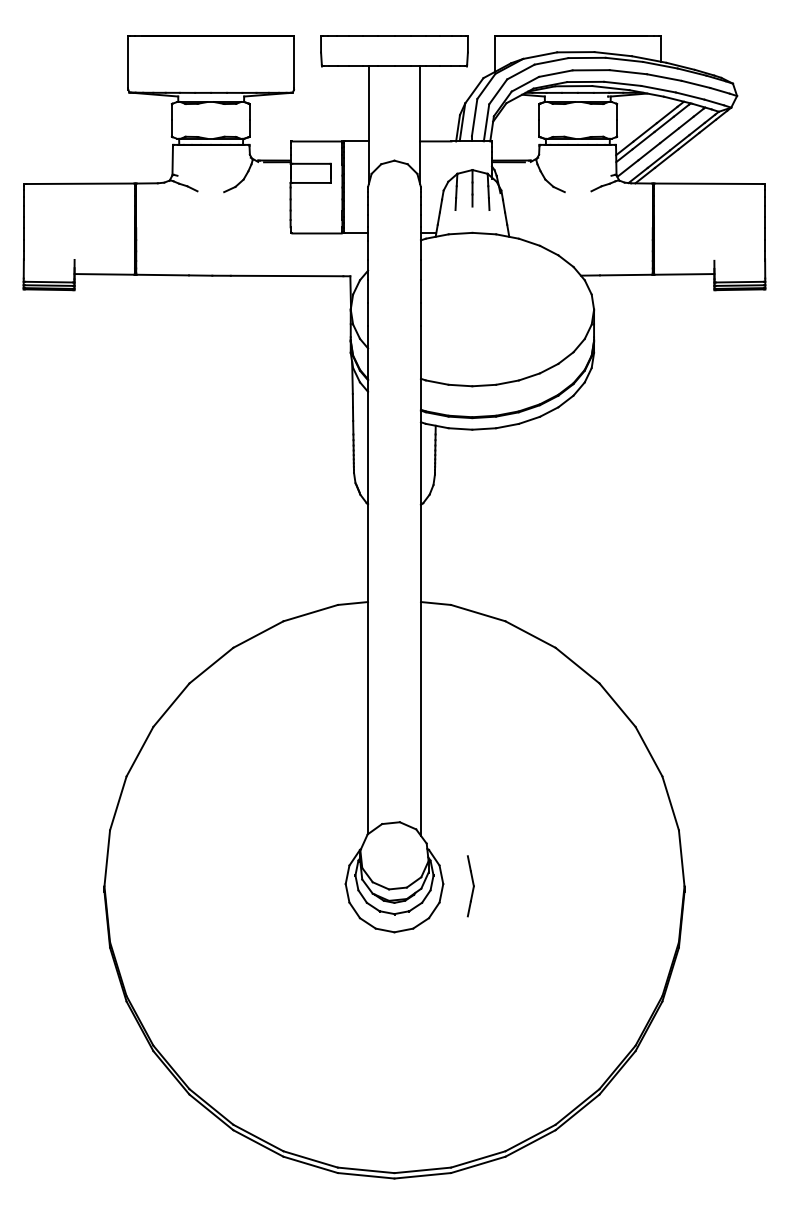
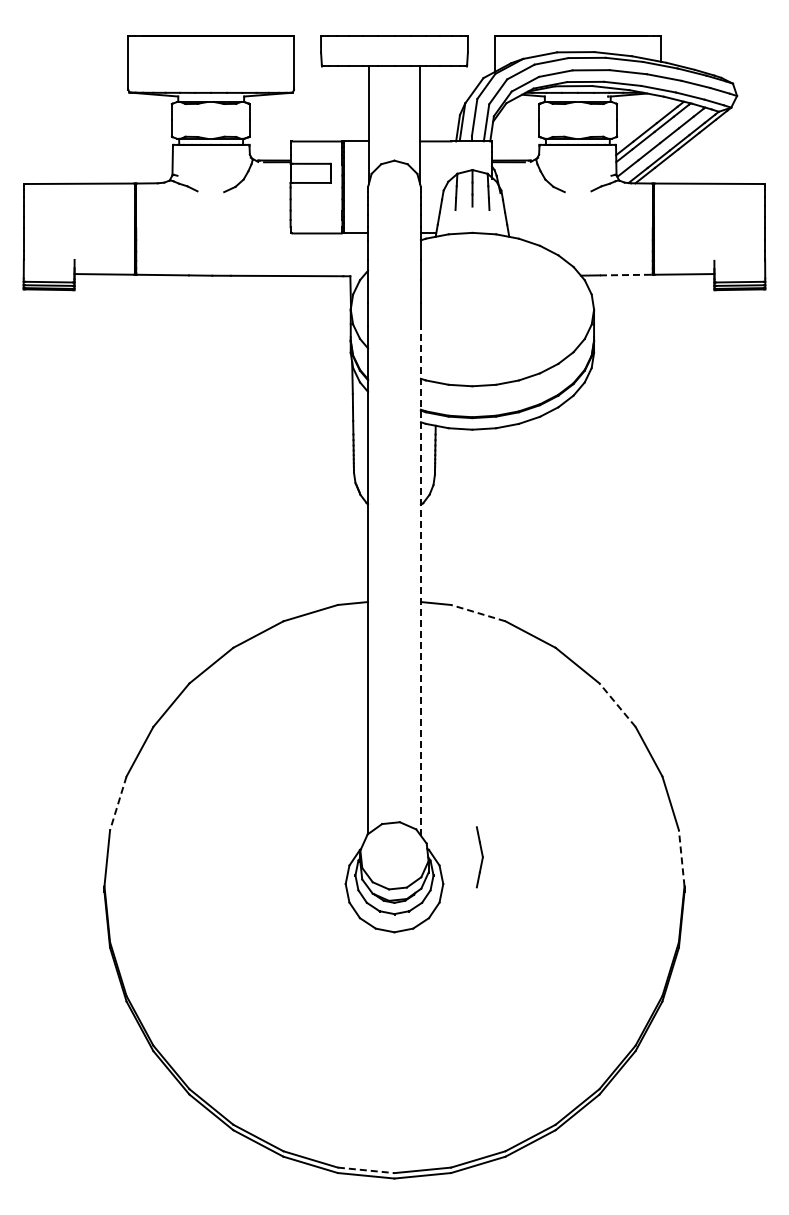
line: solid -> dashed (626, 275)
line: solid -> dashed (420, 581)
line: solid -> dashed (477, 612)
line: solid -> dashed (617, 704)
line: solid -> dashed (118, 803)
line: solid -> dashed (681, 857)
part position: (470, 886) -> (479, 857) (479, 857)
line: solid -> dashed (366, 1170)
